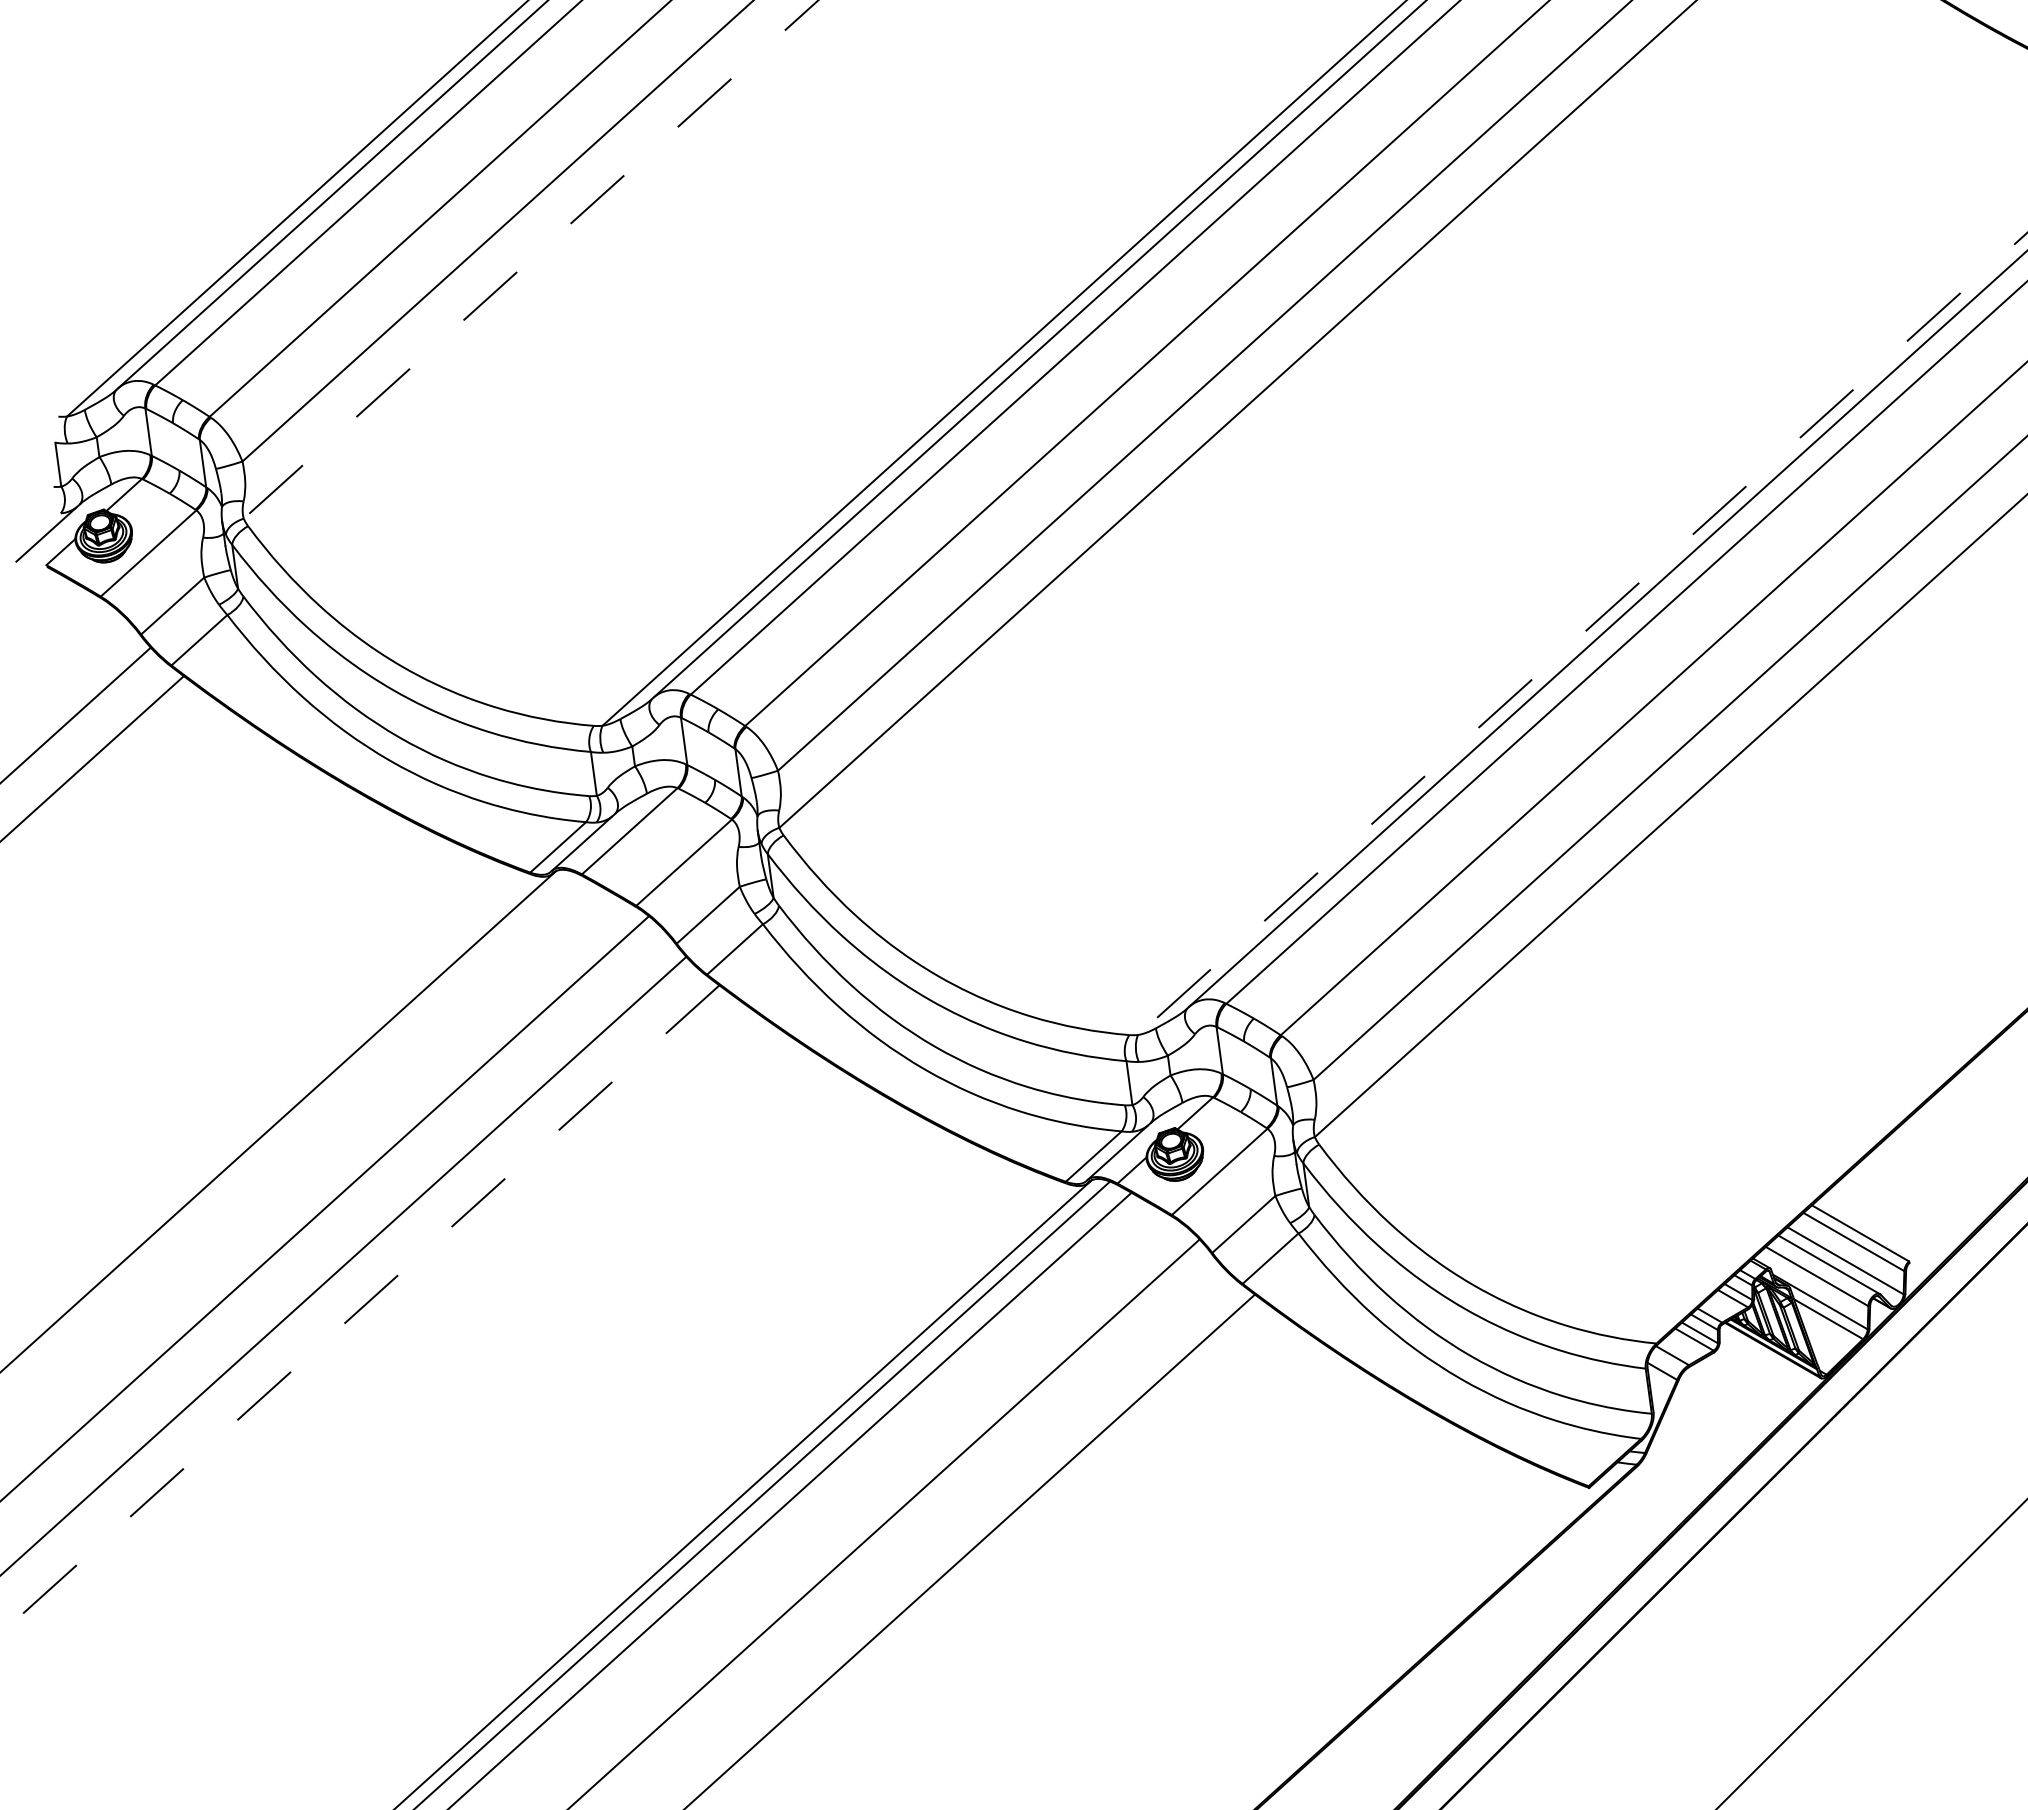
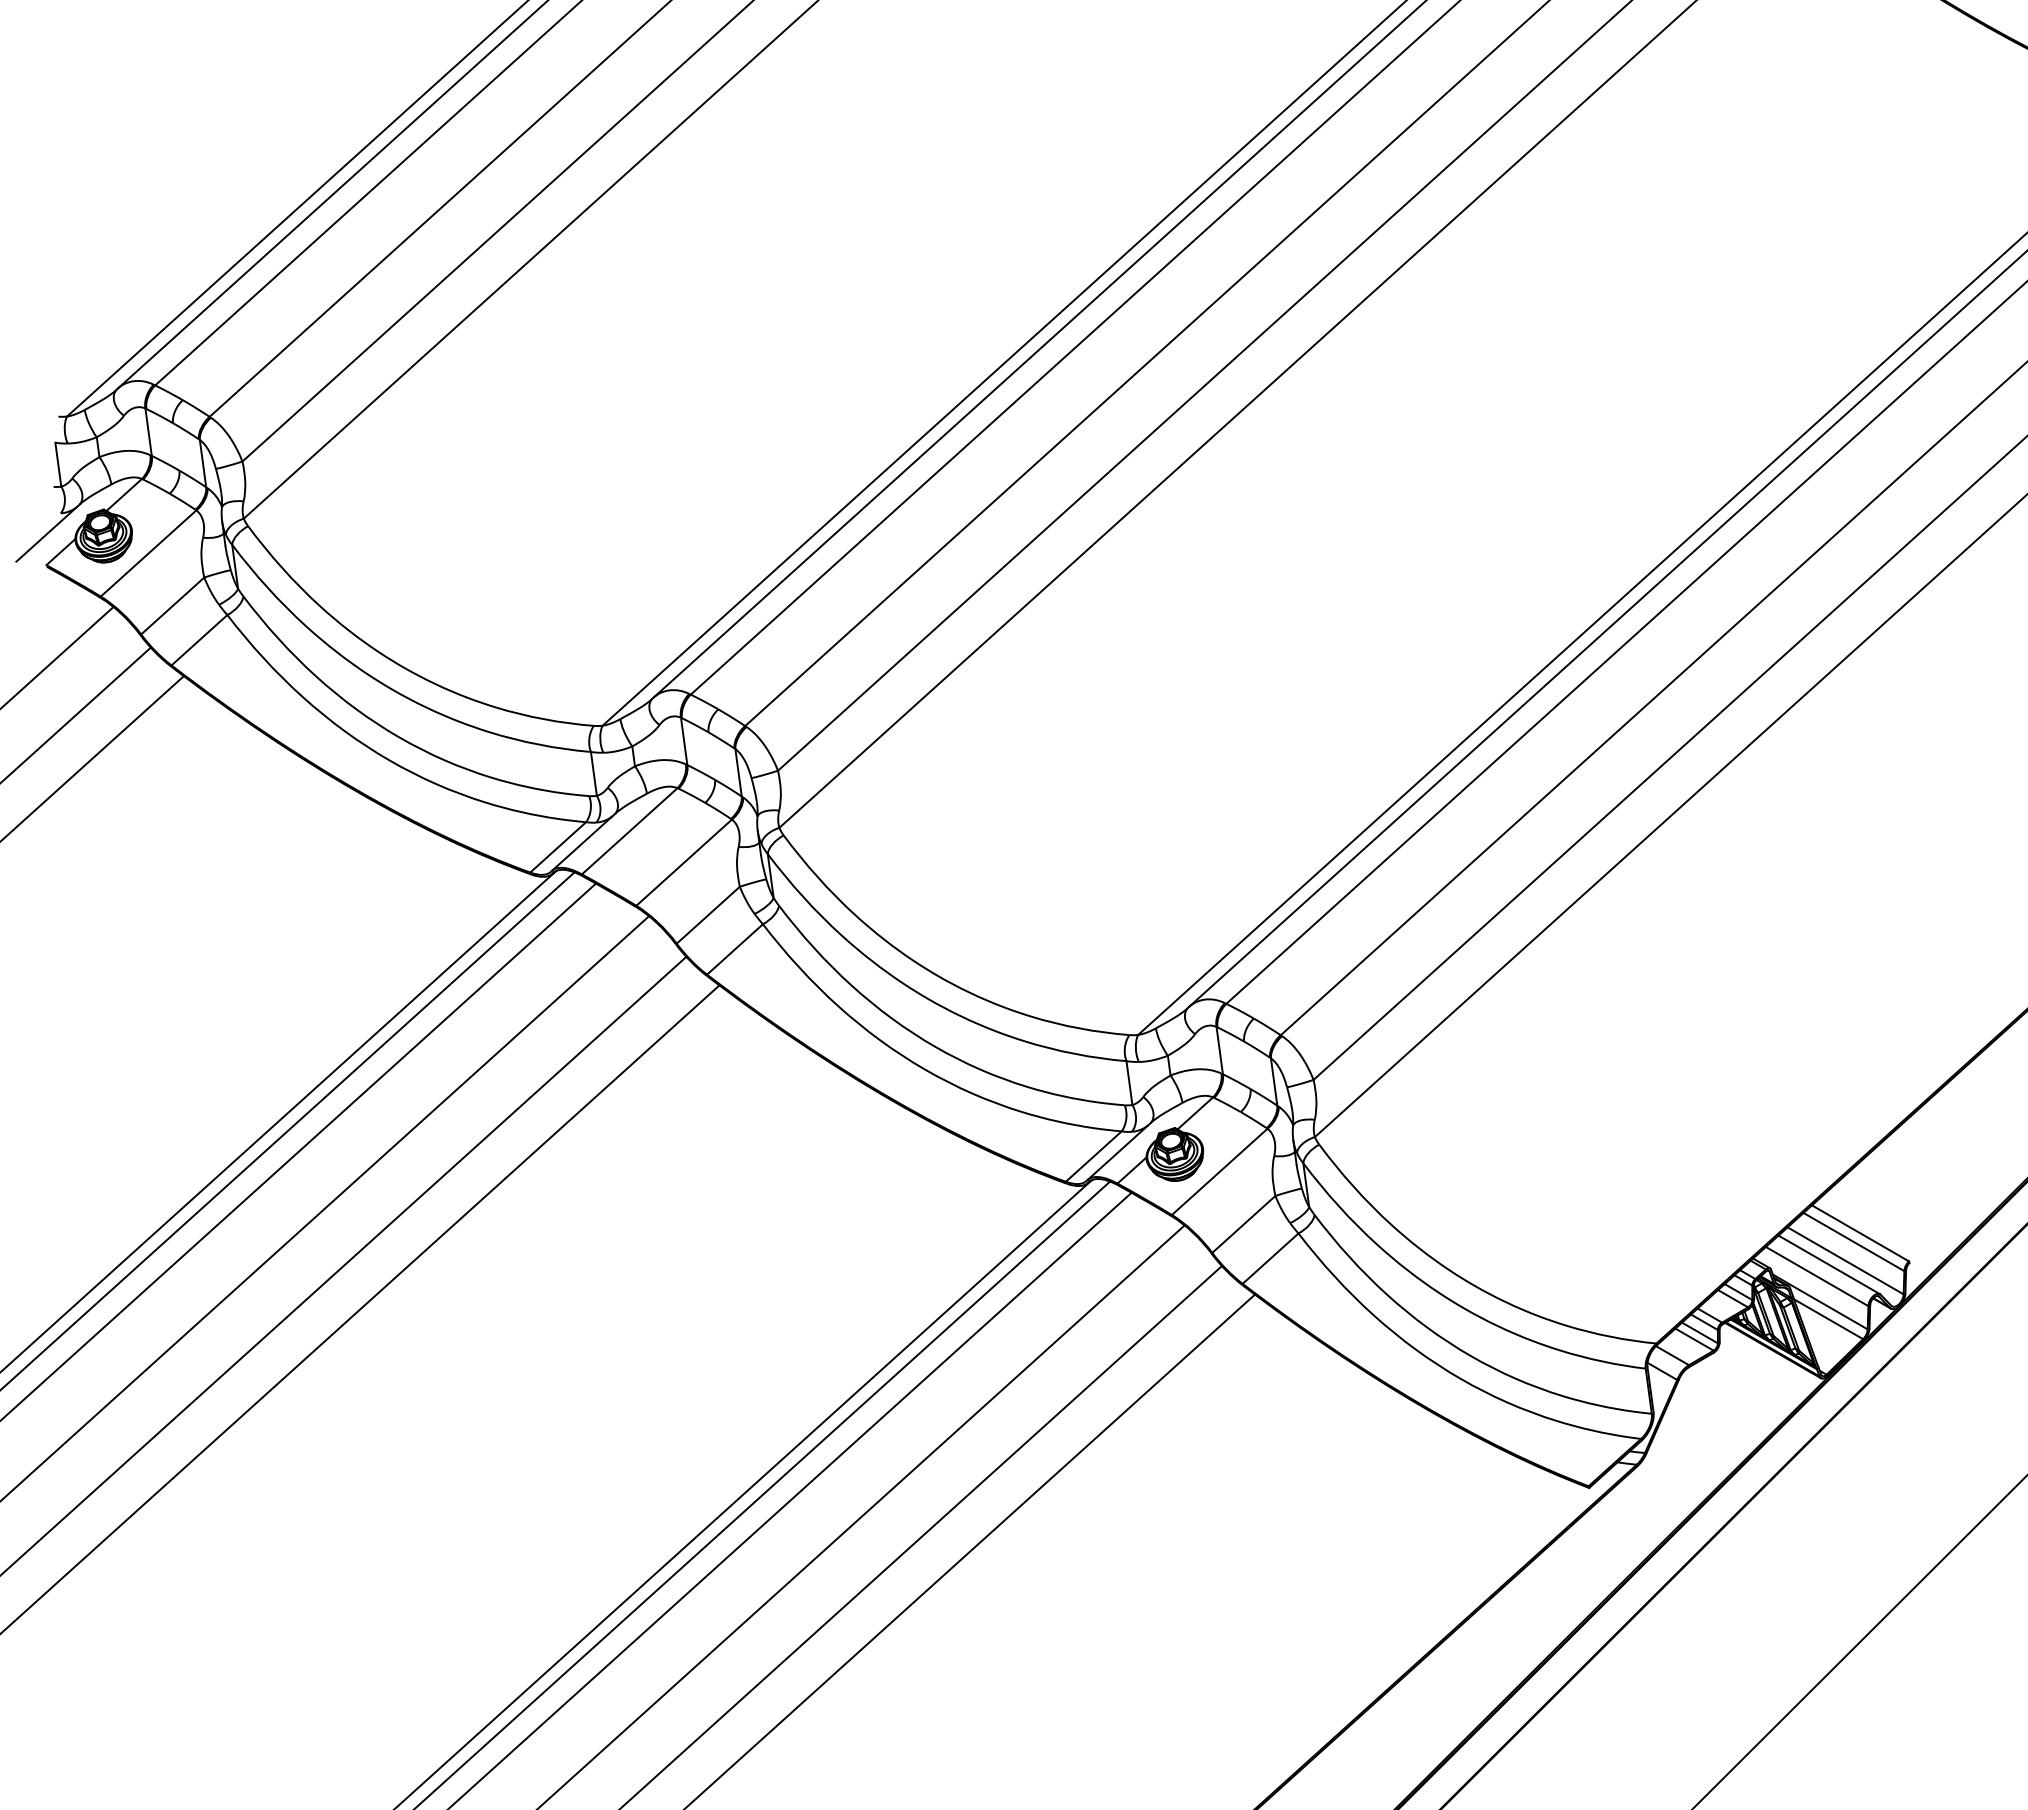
line: dashed -> solid (531, 259)
line: dashed -> solid (1582, 633)
line: none -> present (57, 656)
line: none -> present (288, 1130)
line: none -> present (299, 1150)
line: dashed -> solid (360, 1309)
line position: (884, 1523) -> (862, 1515) (862, 1515)
line: none -> present (921, 1536)
line position: (1871, 1653) -> (1859, 1641) (1859, 1641)
